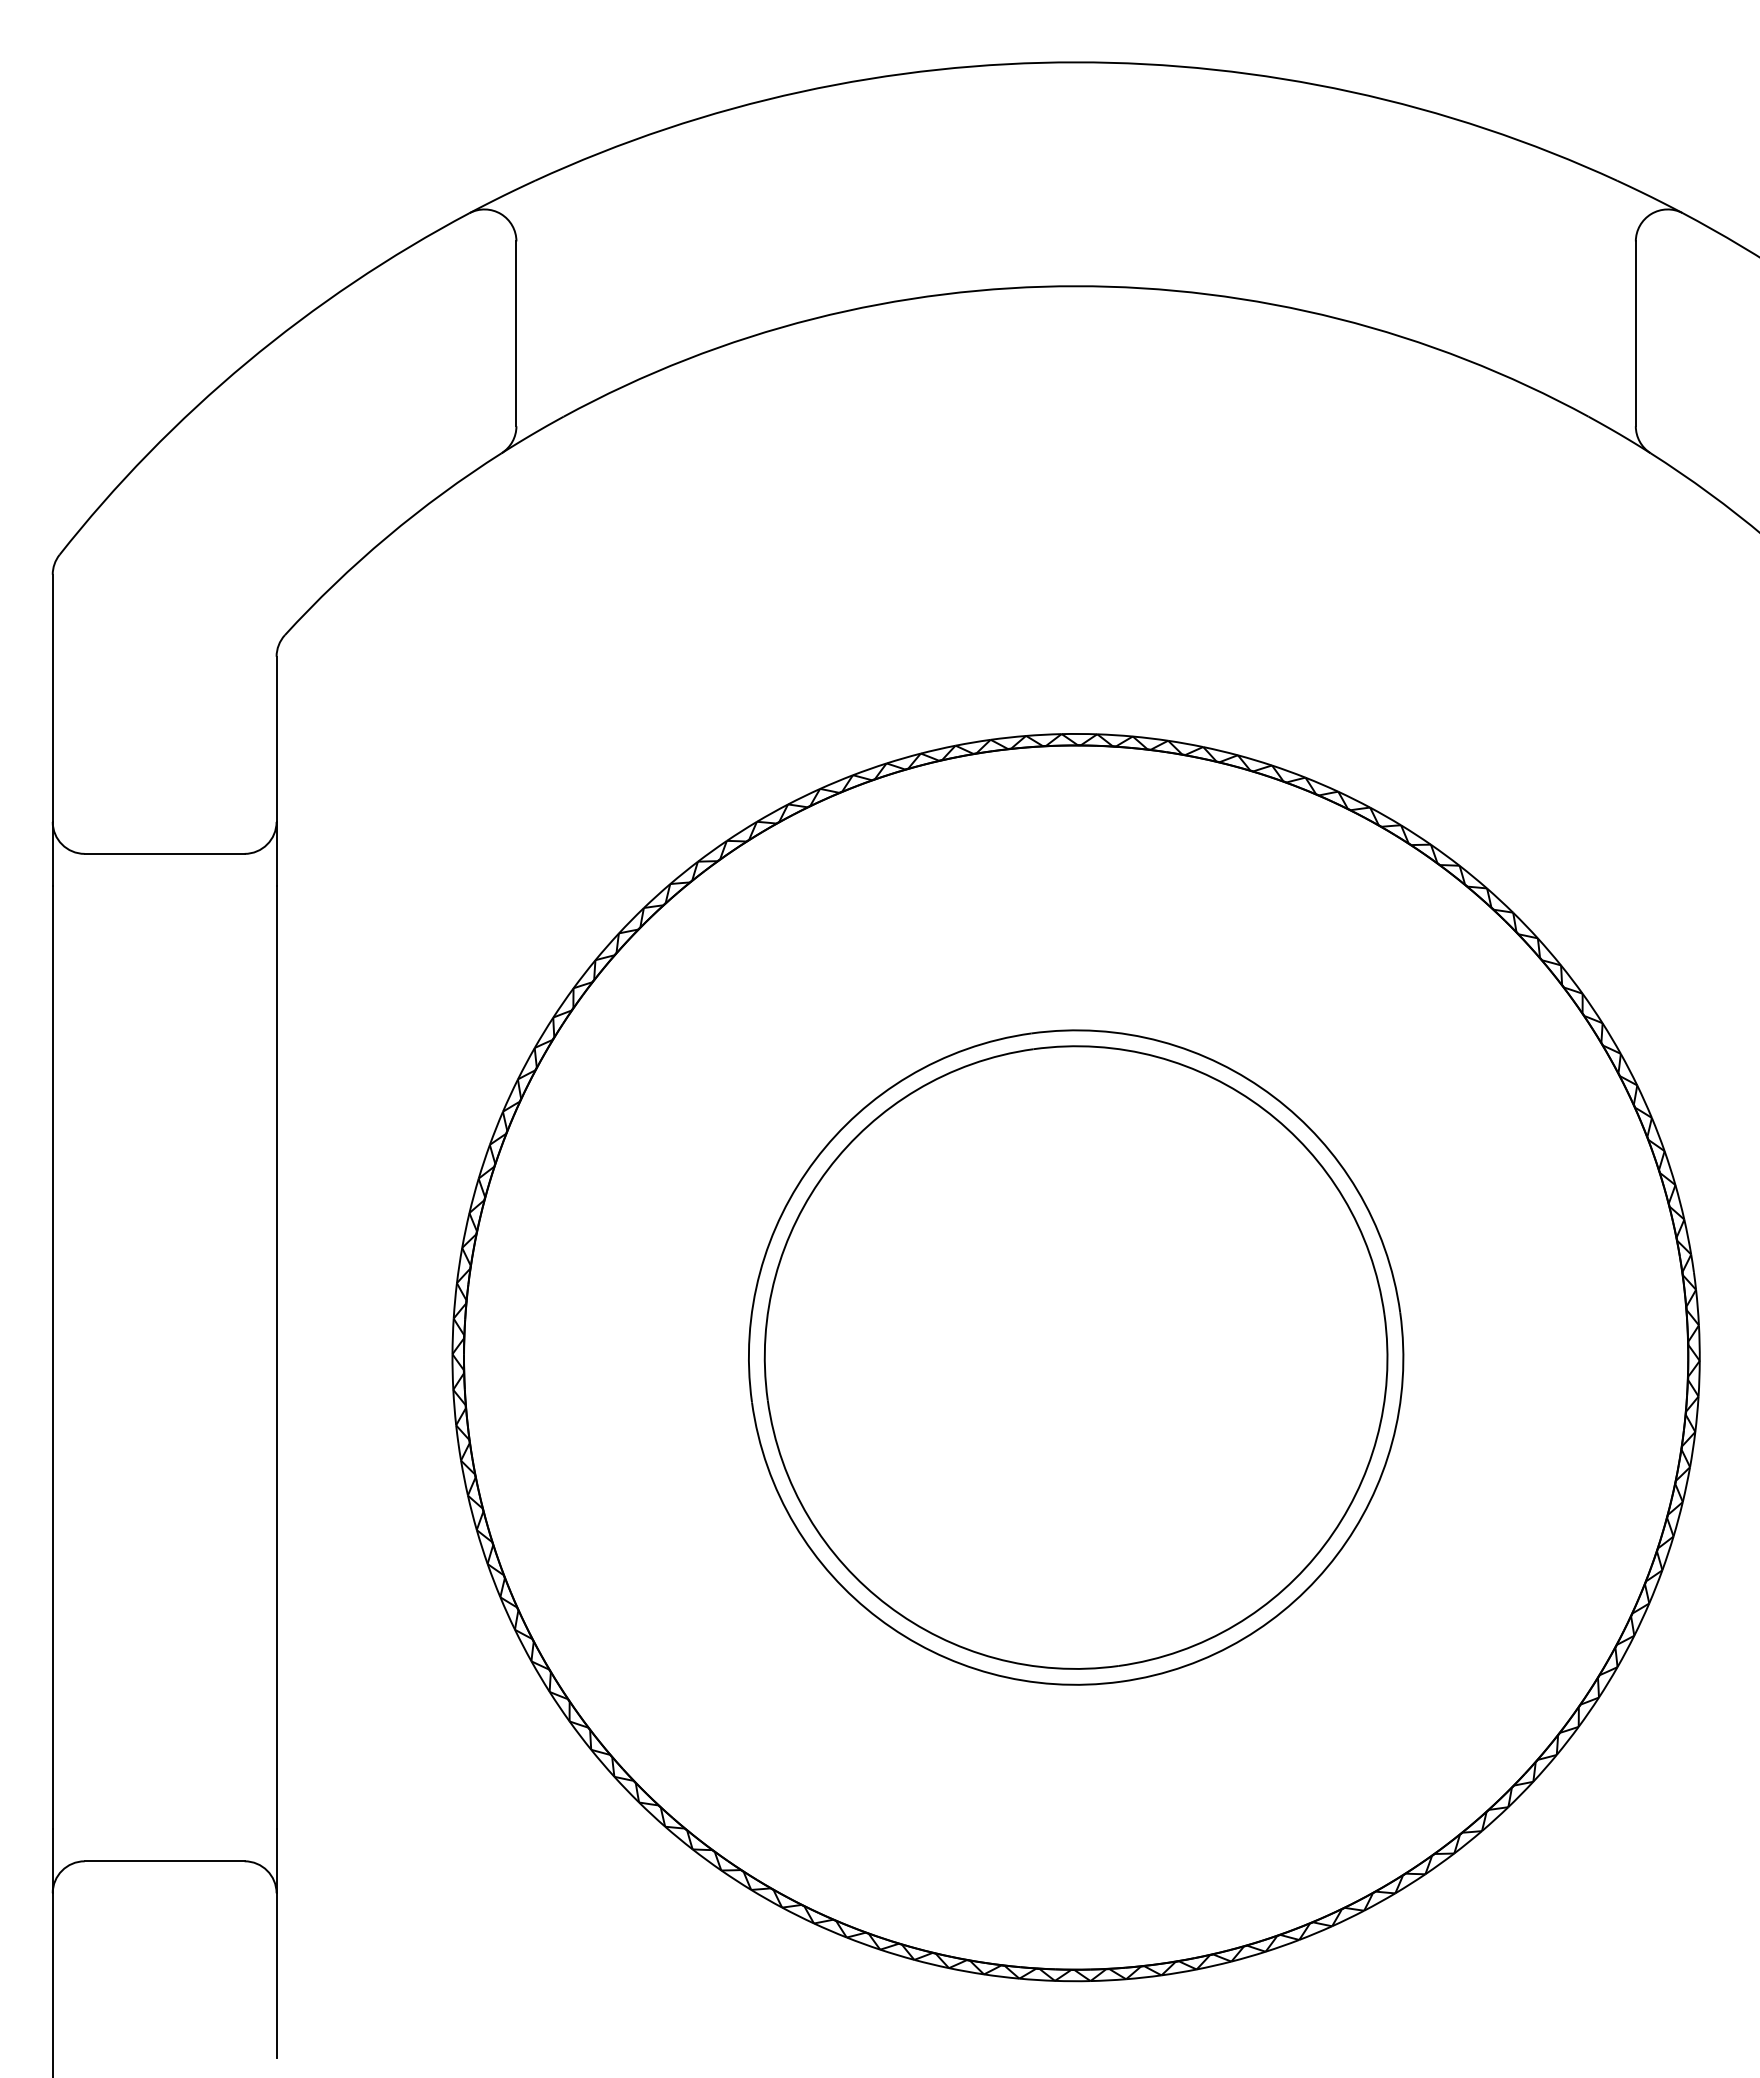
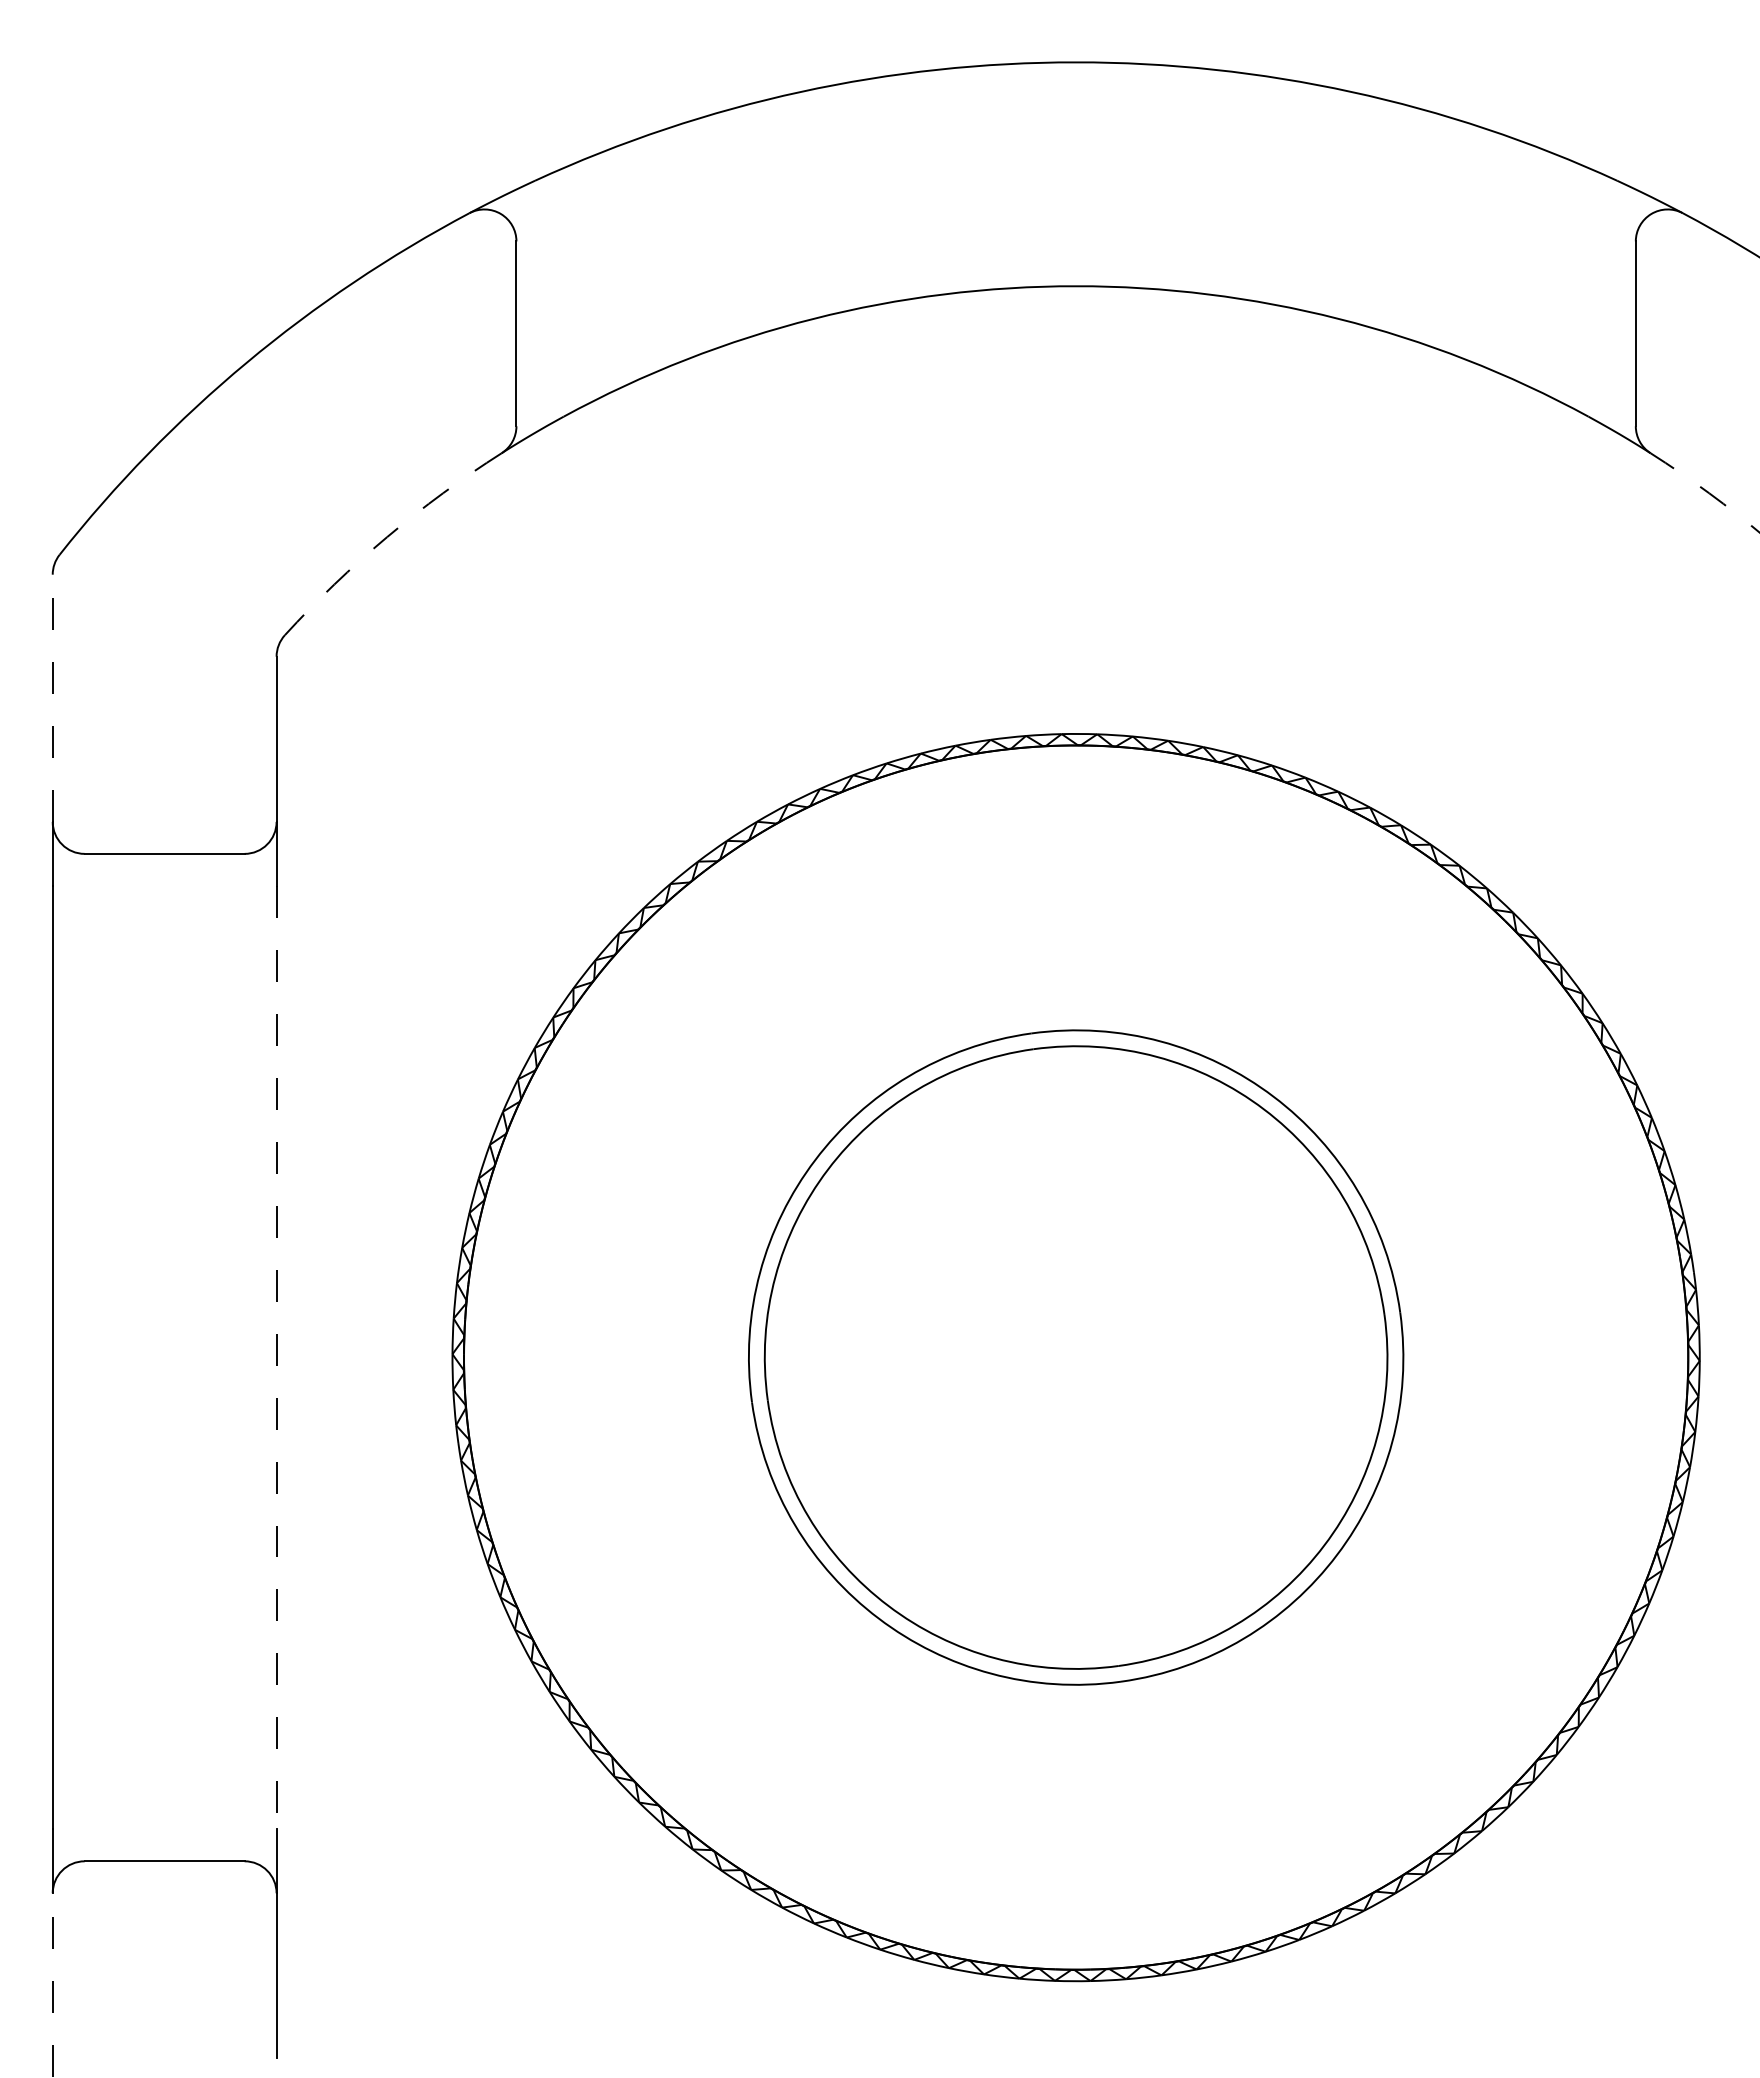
arc: solid -> dashed (1706, 491)
arc: solid -> dashed (387, 537)
line: solid -> dashed (52, 698)
line: solid -> dashed (276, 1357)
line: solid -> dashed (52, 1984)
